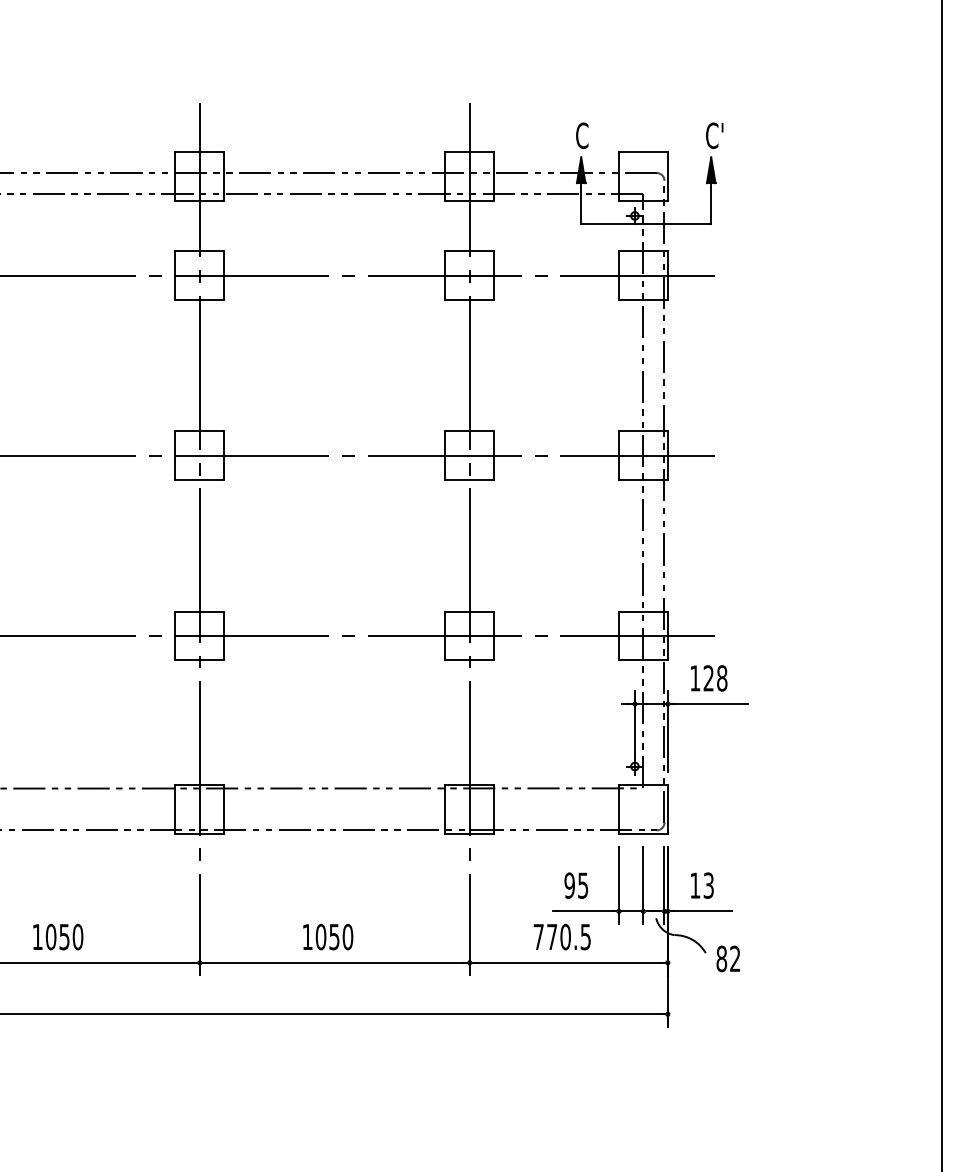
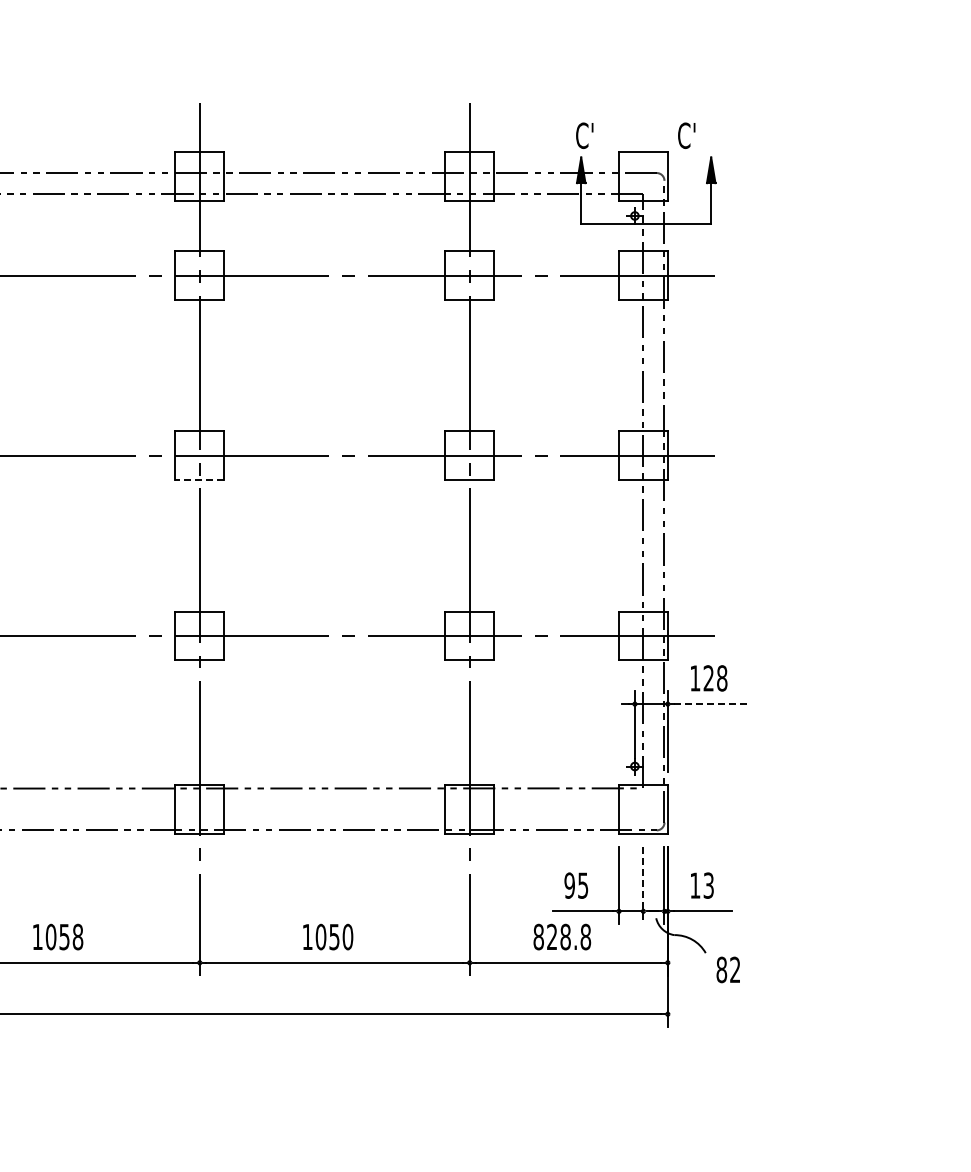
text: C -> C' (592, 127)
text position: (714, 135) -> (686, 135) (686, 135)
line: solid -> dashed (199, 480)
line: present -> none (942, 585)
line: solid -> dashed (711, 704)
line: solid -> dashed (643, 885)
text: 1050 -> 1058 (77, 936)
text: 770.5 -> 828.8 (562, 936)
text position: (727, 958) -> (727, 969) (727, 969)
